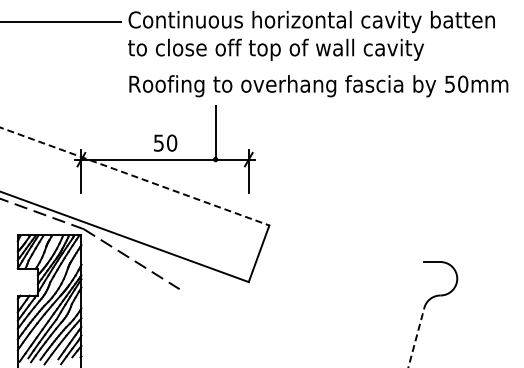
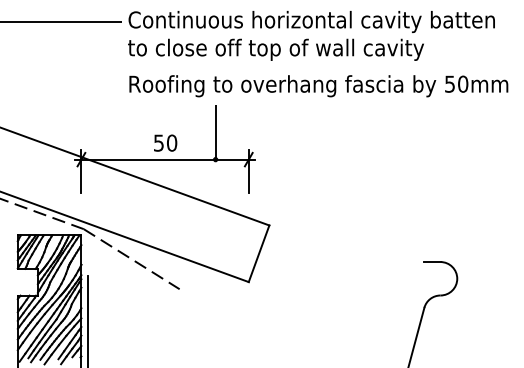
line: dashed -> solid (135, 176)
line: none -> present (88, 320)
line: dashed -> solid (416, 337)
